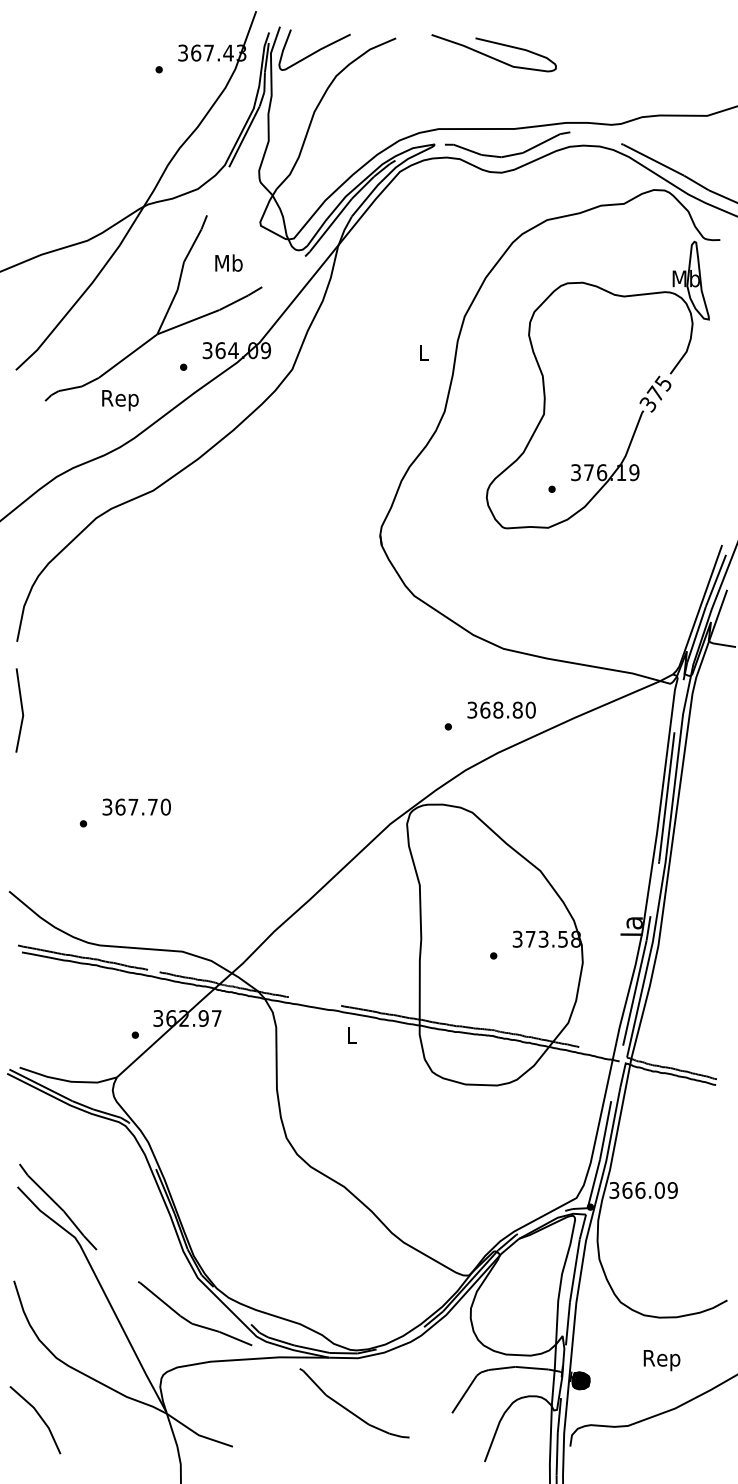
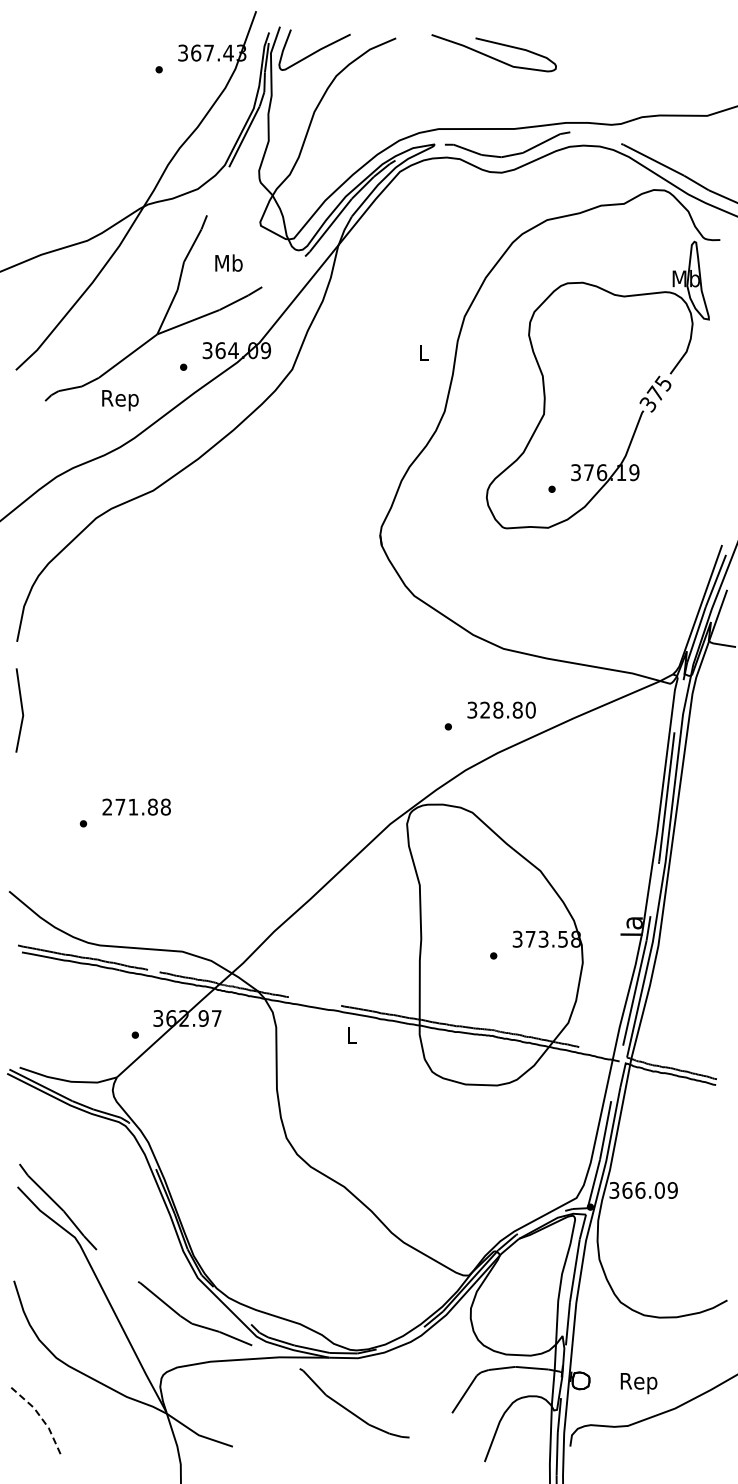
text: 368.80 -> 328.80 (485, 709)
text: 367.70 -> 271.88 (136, 806)
text position: (661, 1360) -> (638, 1383) (638, 1383)
fill: present -> none (580, 1380)
line: solid -> dashed (40, 1416)
